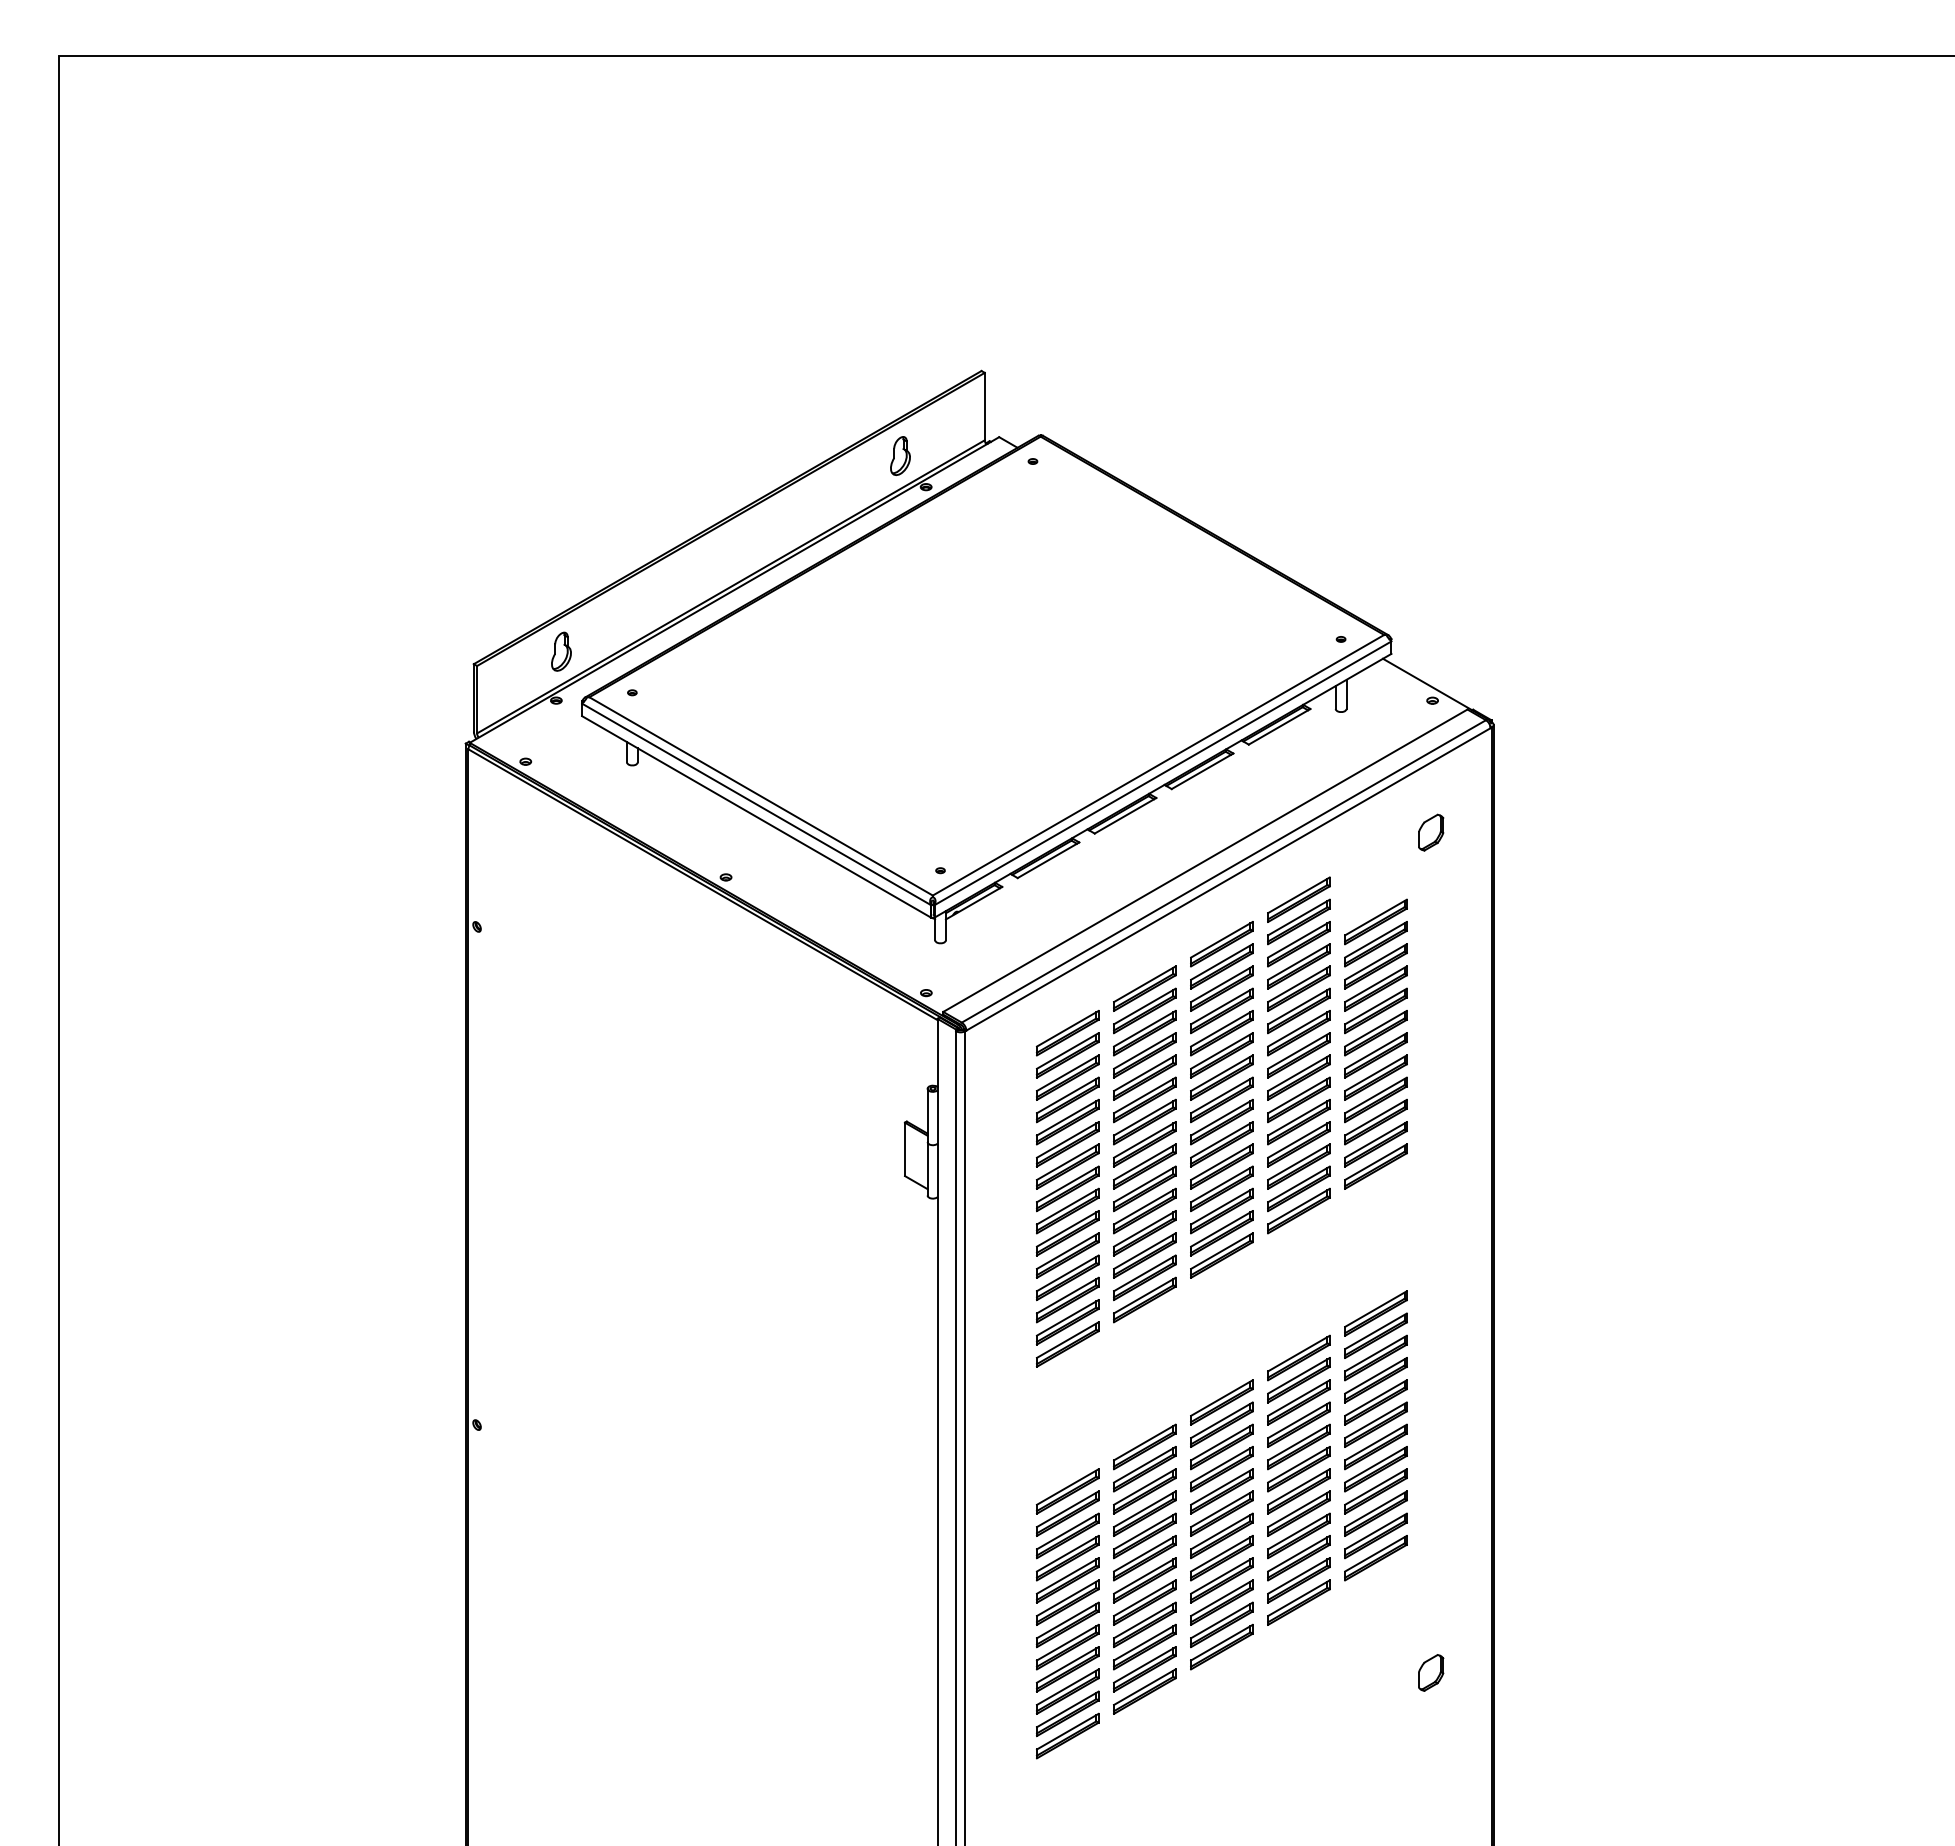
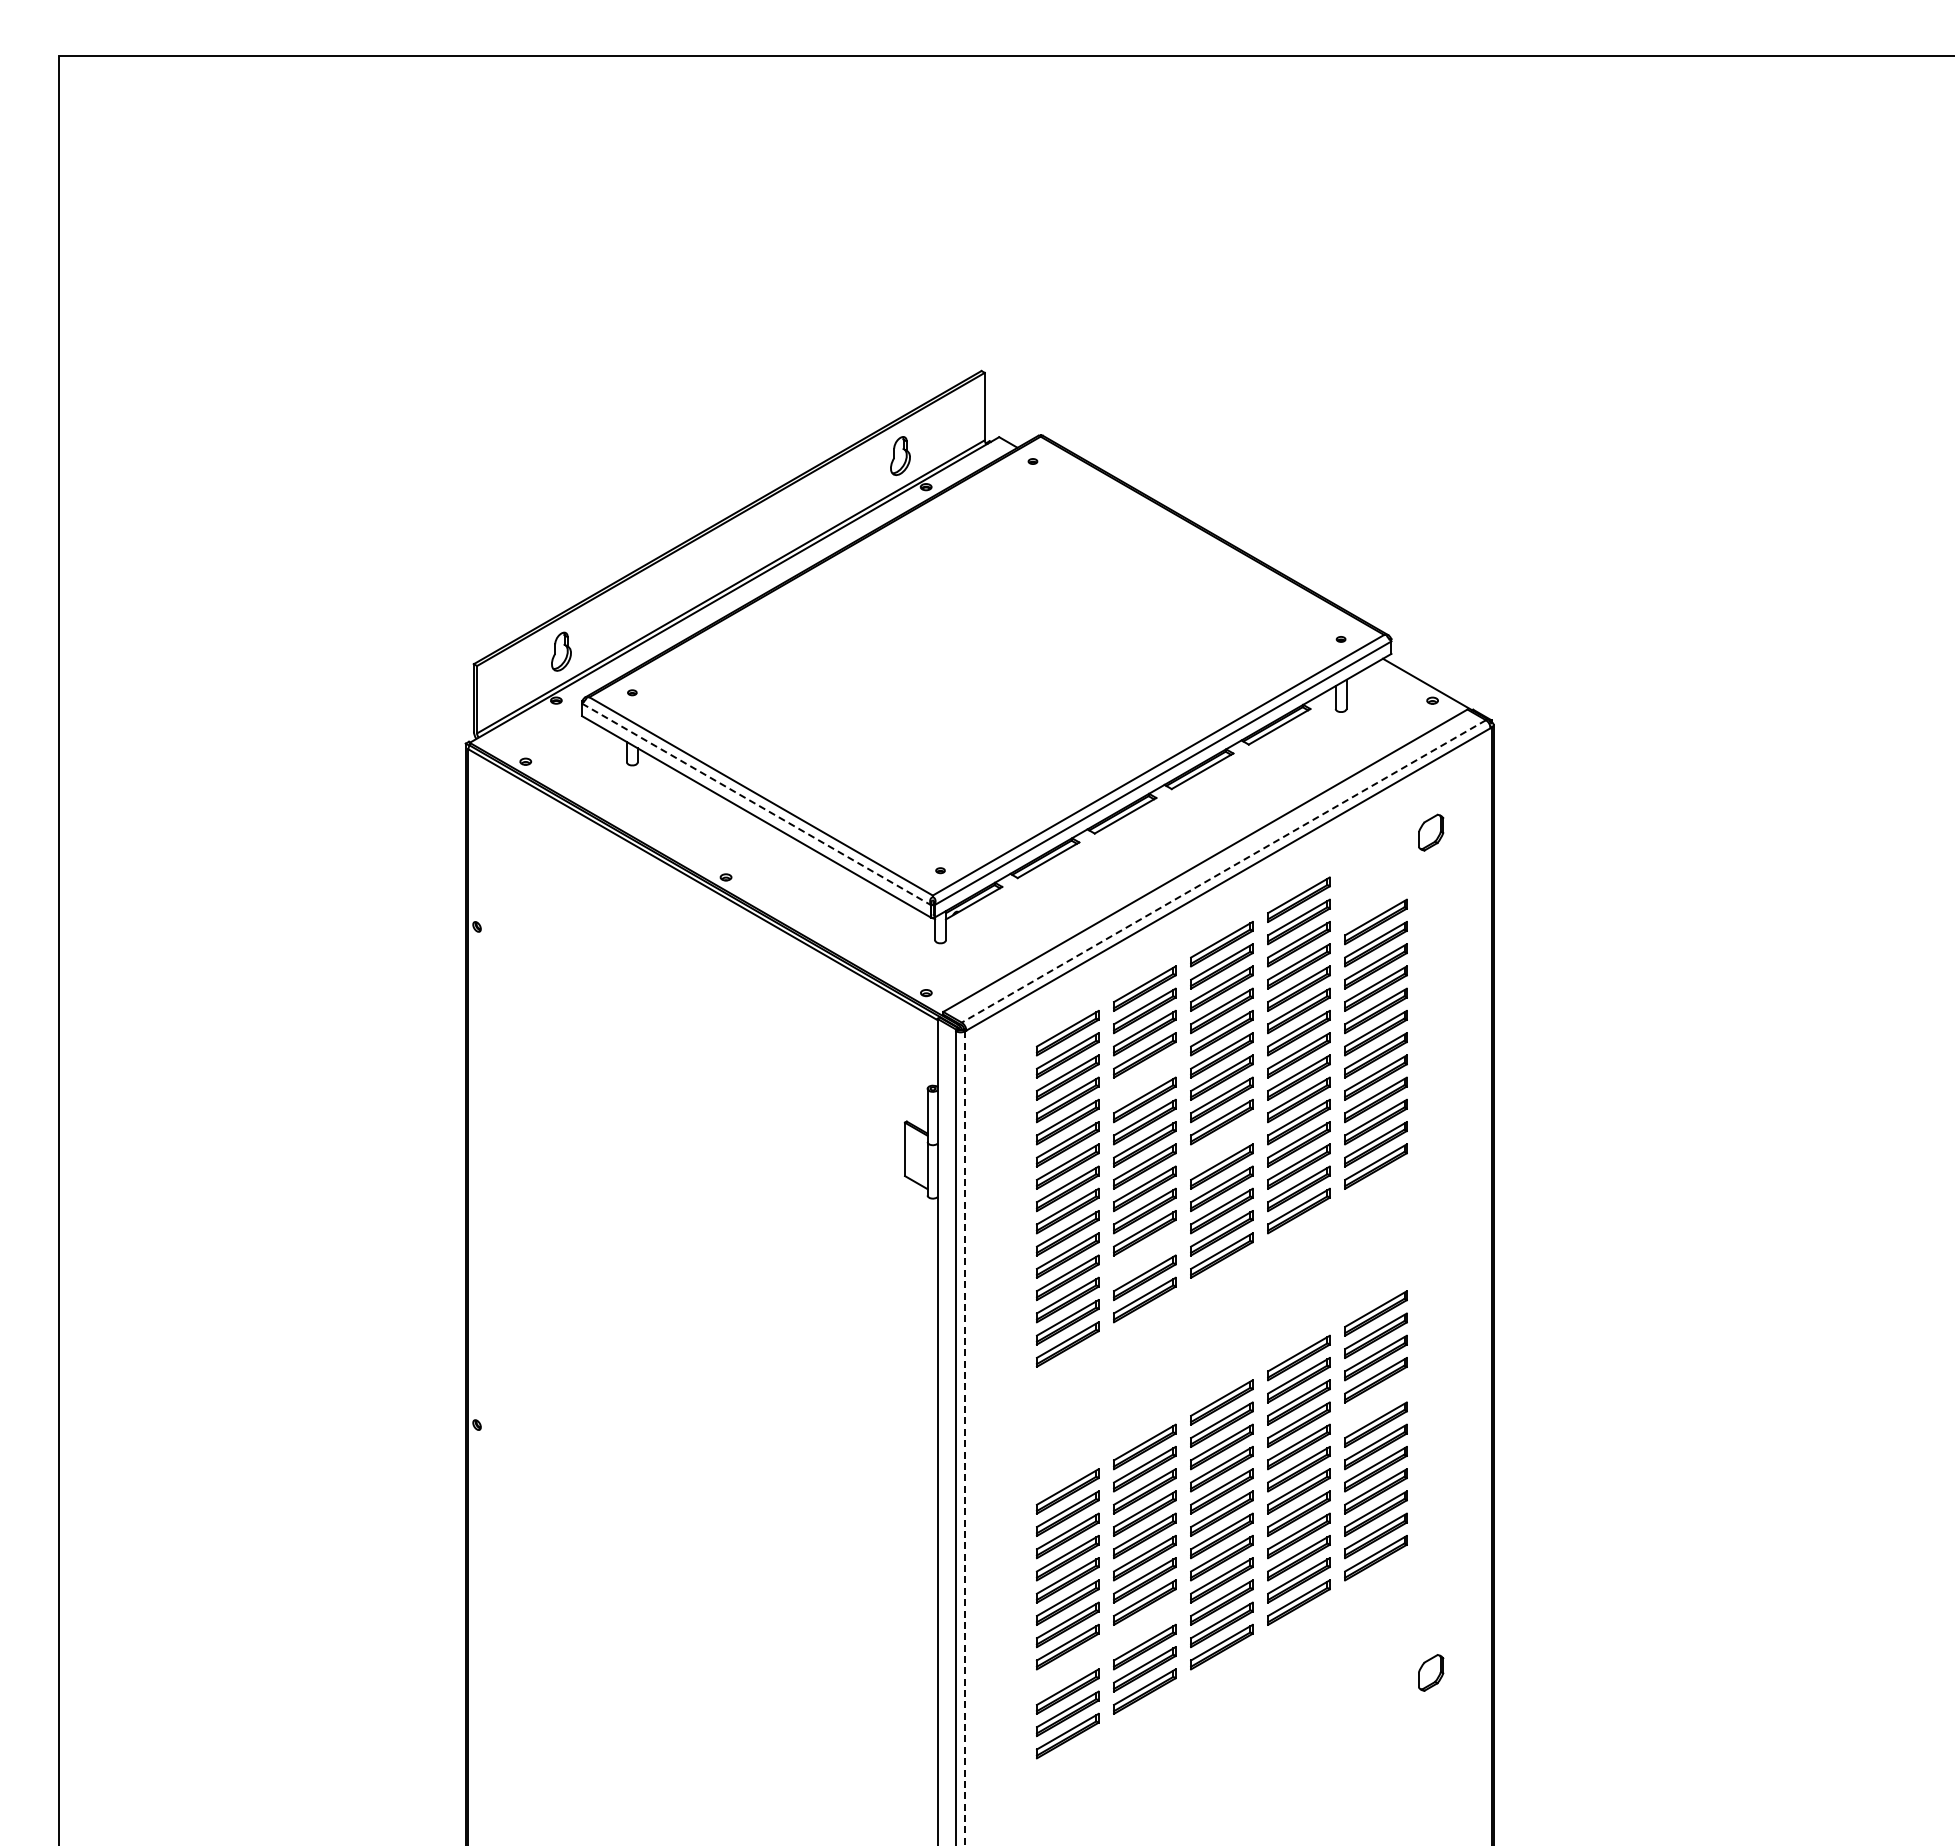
line: solid -> dashed (756, 804)
line: solid -> dashed (1223, 871)
part: present -> none (1144, 1077)
part: present -> none (1221, 1144)
part: present -> none (1144, 1255)
part: present -> none (1375, 1402)
line: solid -> dashed (965, 1439)
part: present -> none (1144, 1624)
part: present -> none (1067, 1669)
